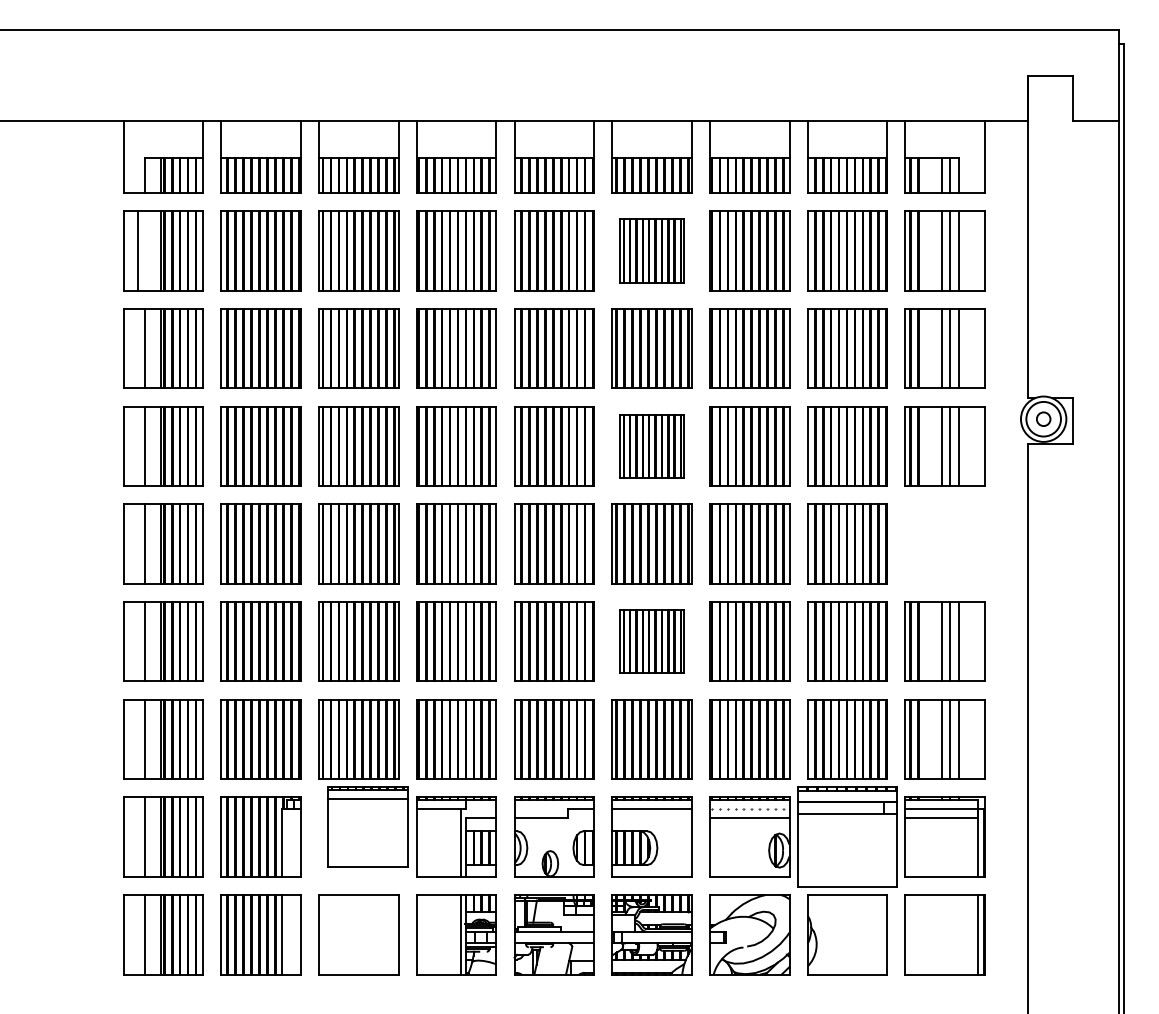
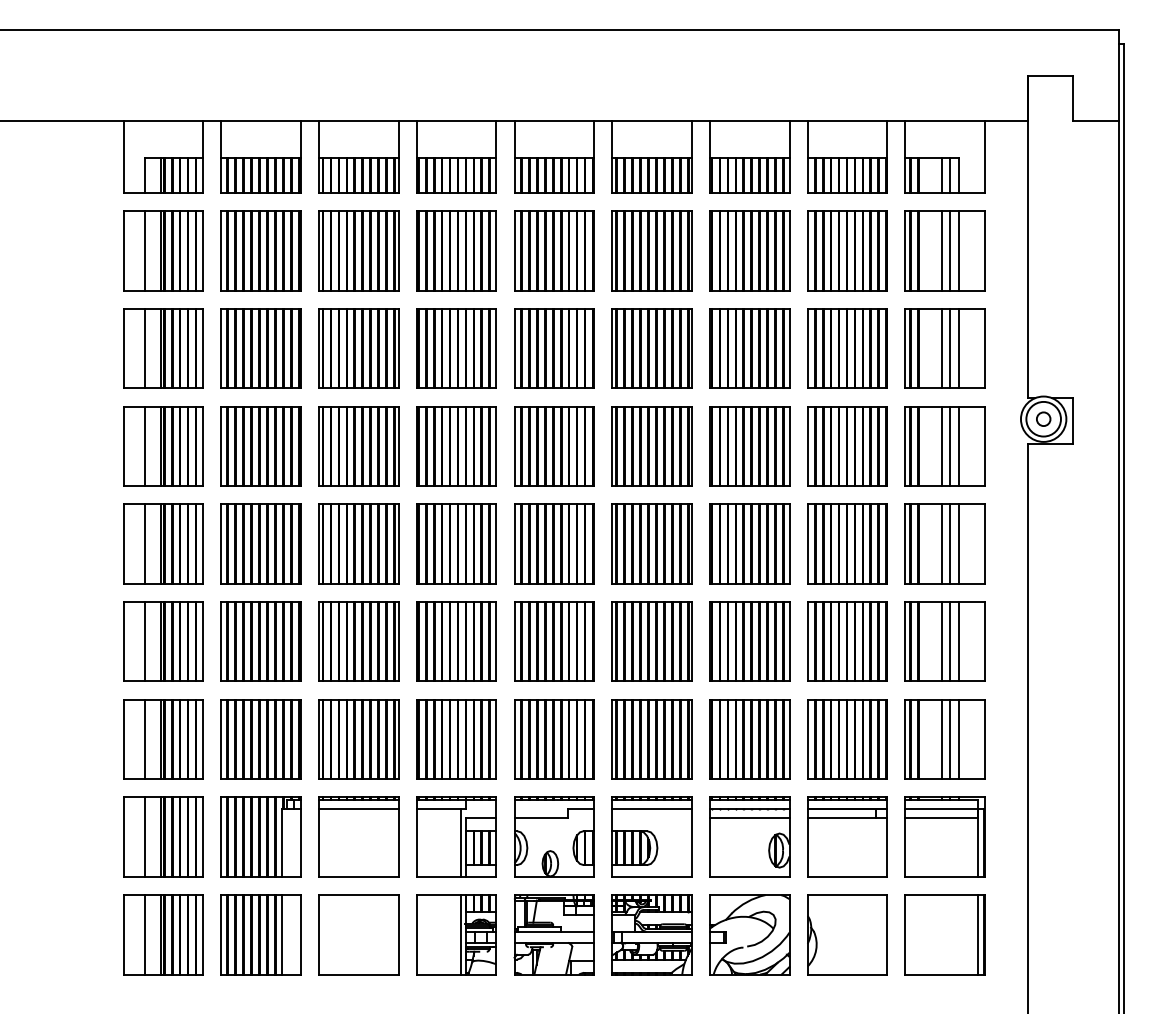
line position: (137, 250) -> (144, 250) (144, 250)
part size: 66x66 px -> 82x82 px (651, 250)
part size: 66x65 px -> 82x81 px (651, 446)
part: none -> present (944, 543)
part size: 66x65 px -> 82x81 px (651, 641)
line: none -> present (749, 809)
part position: (367, 826) -> (358, 836) (358, 836)
part size: 101x102 px -> 81x82 px (847, 836)
